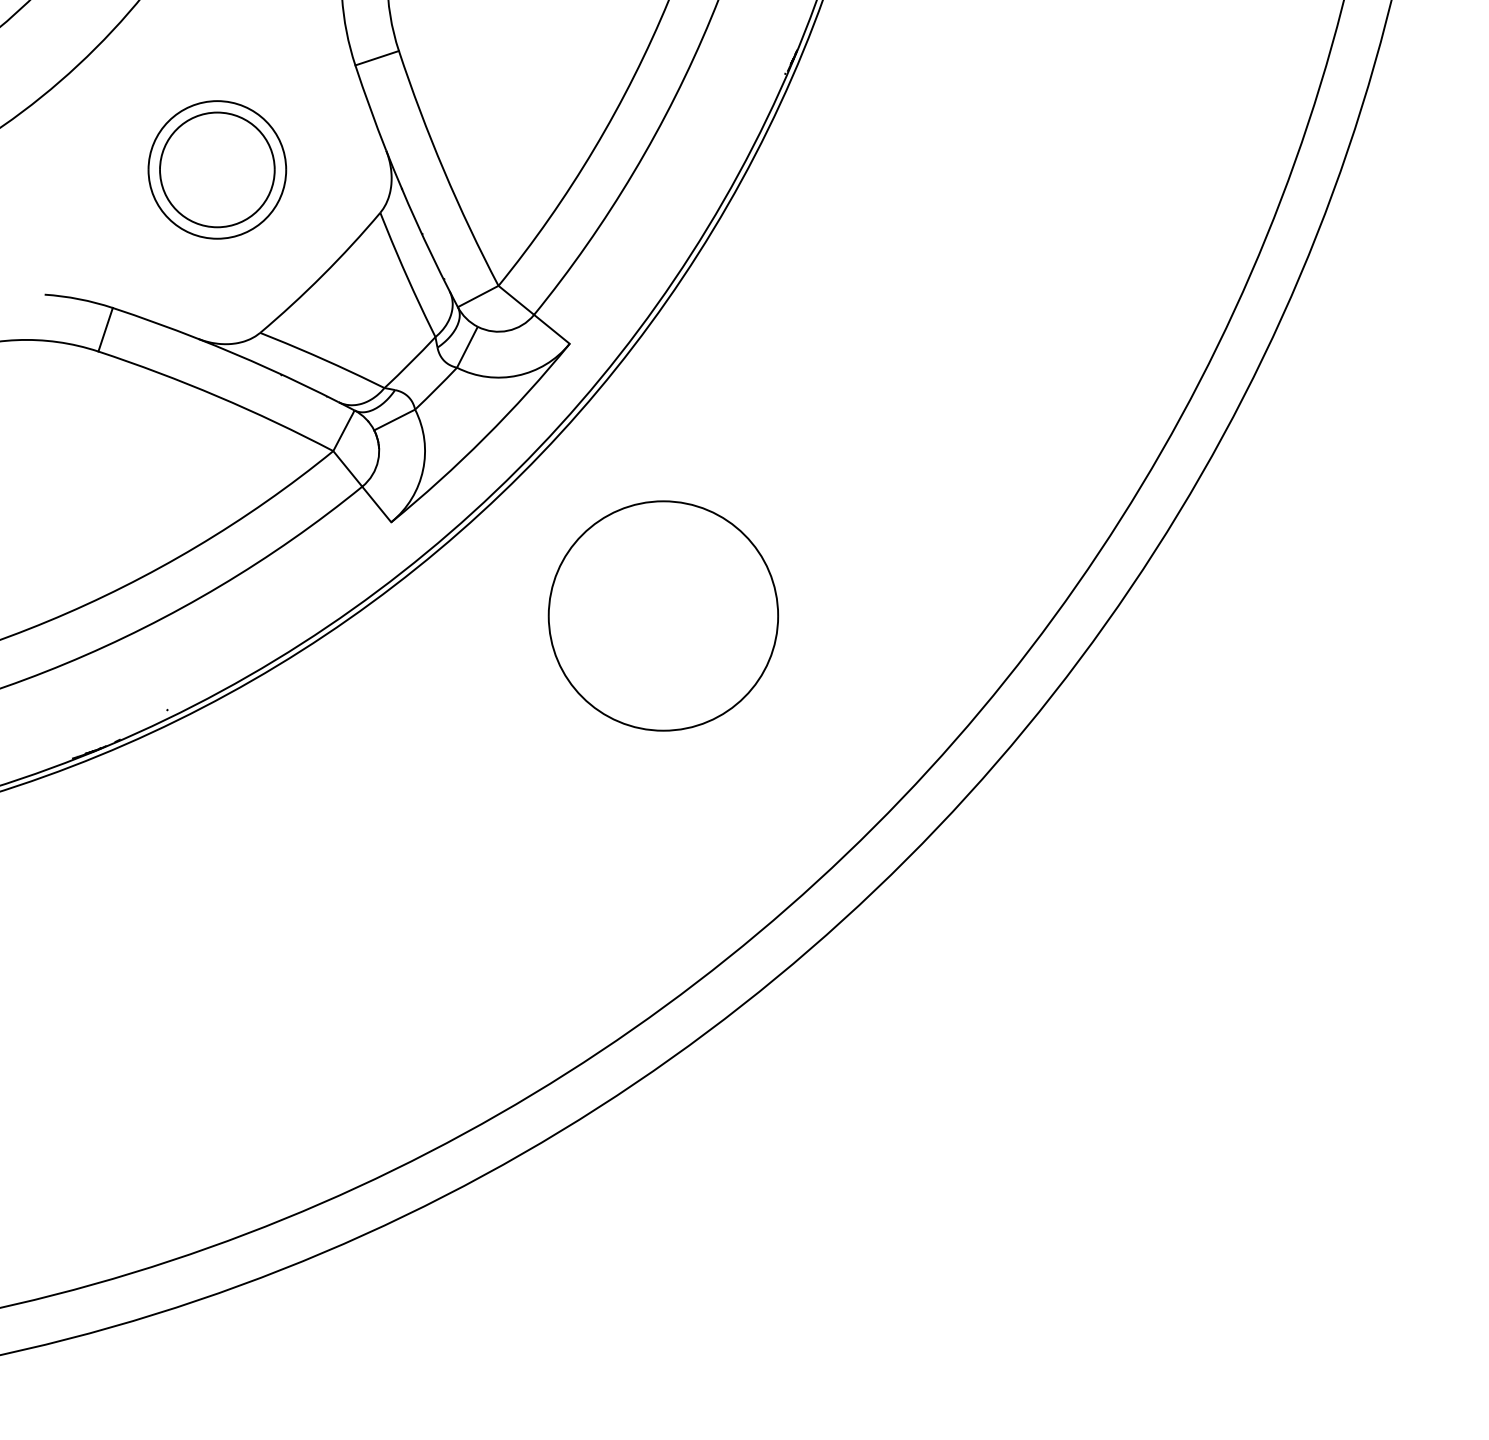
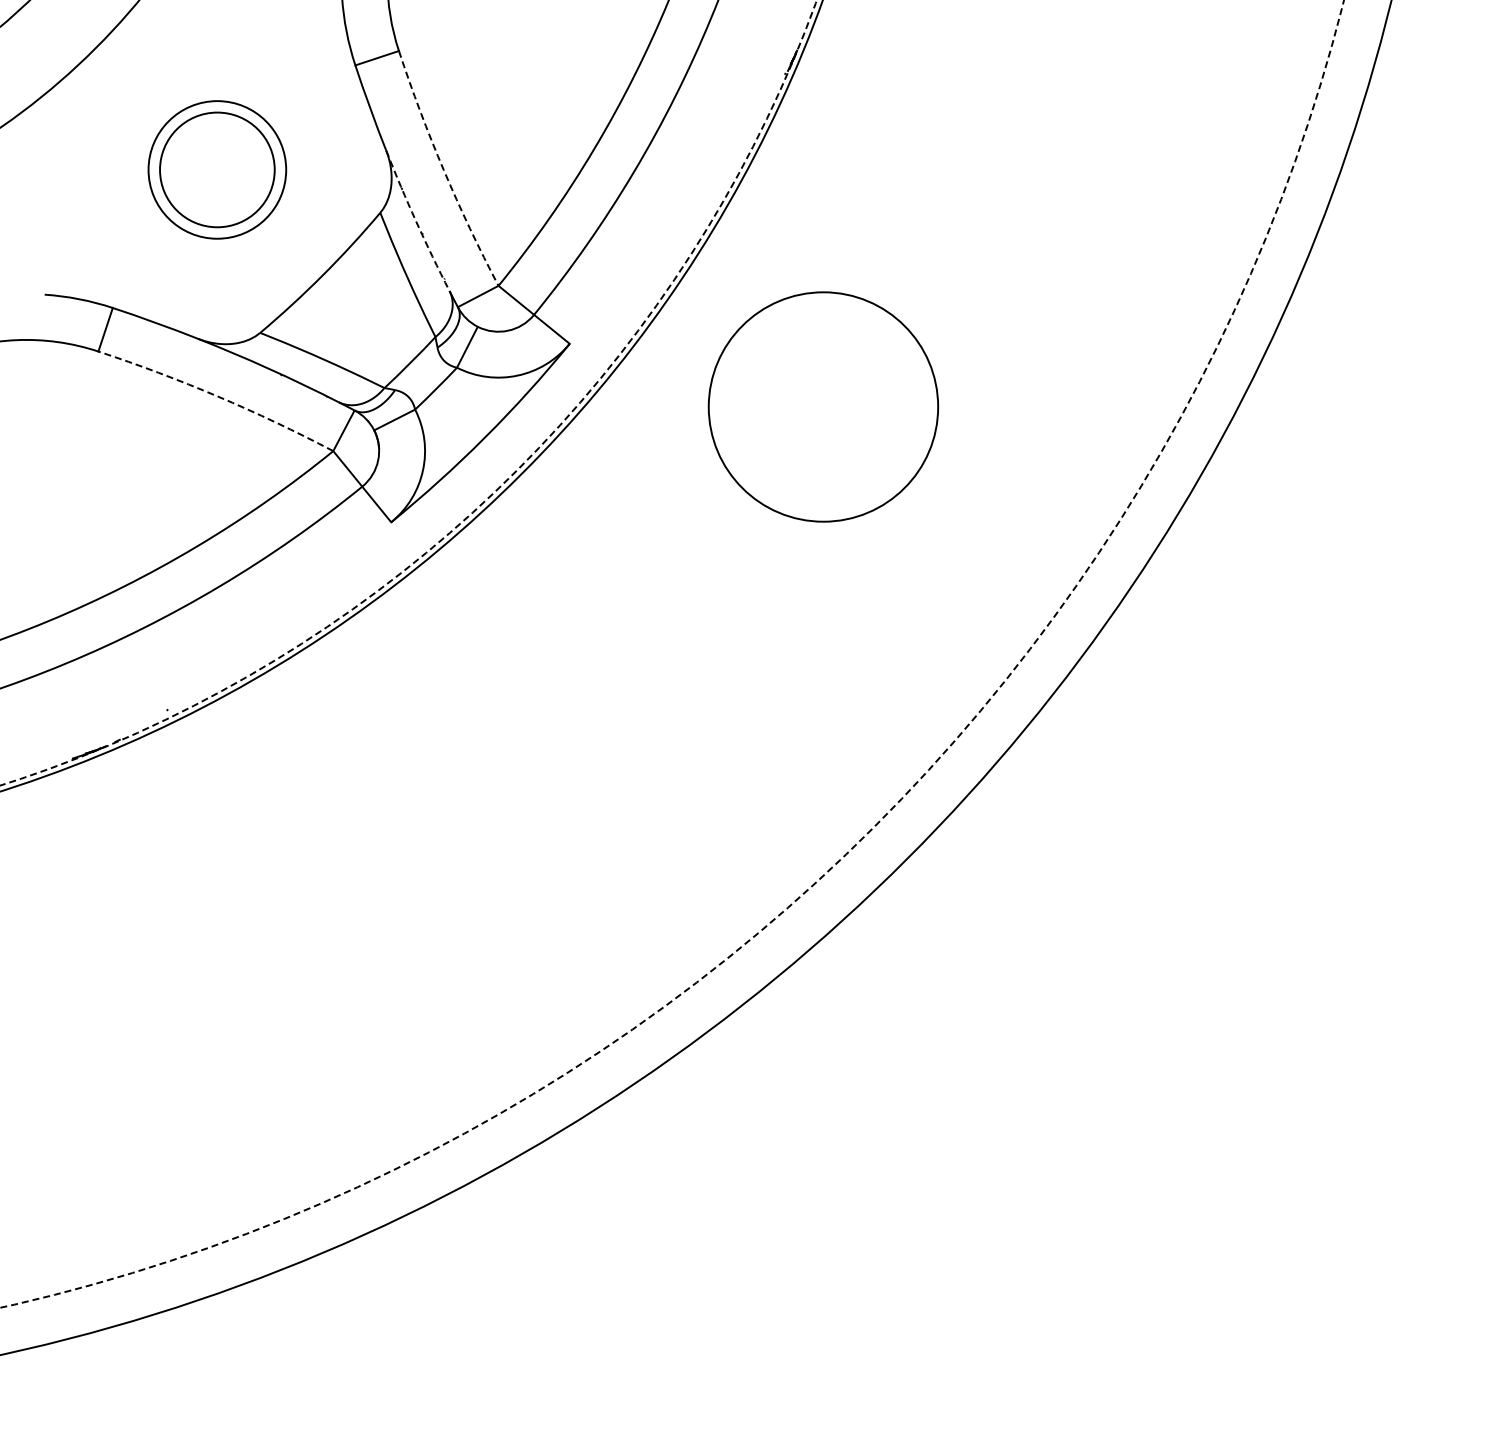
arc: solid -> dashed (443, 170)
arc: solid -> dashed (416, 221)
arc: solid -> dashed (217, 396)
arc: solid -> dashed (499, 487)
part position: (663, 615) -> (823, 406) (823, 406)
arc: solid -> dashed (857, 843)
